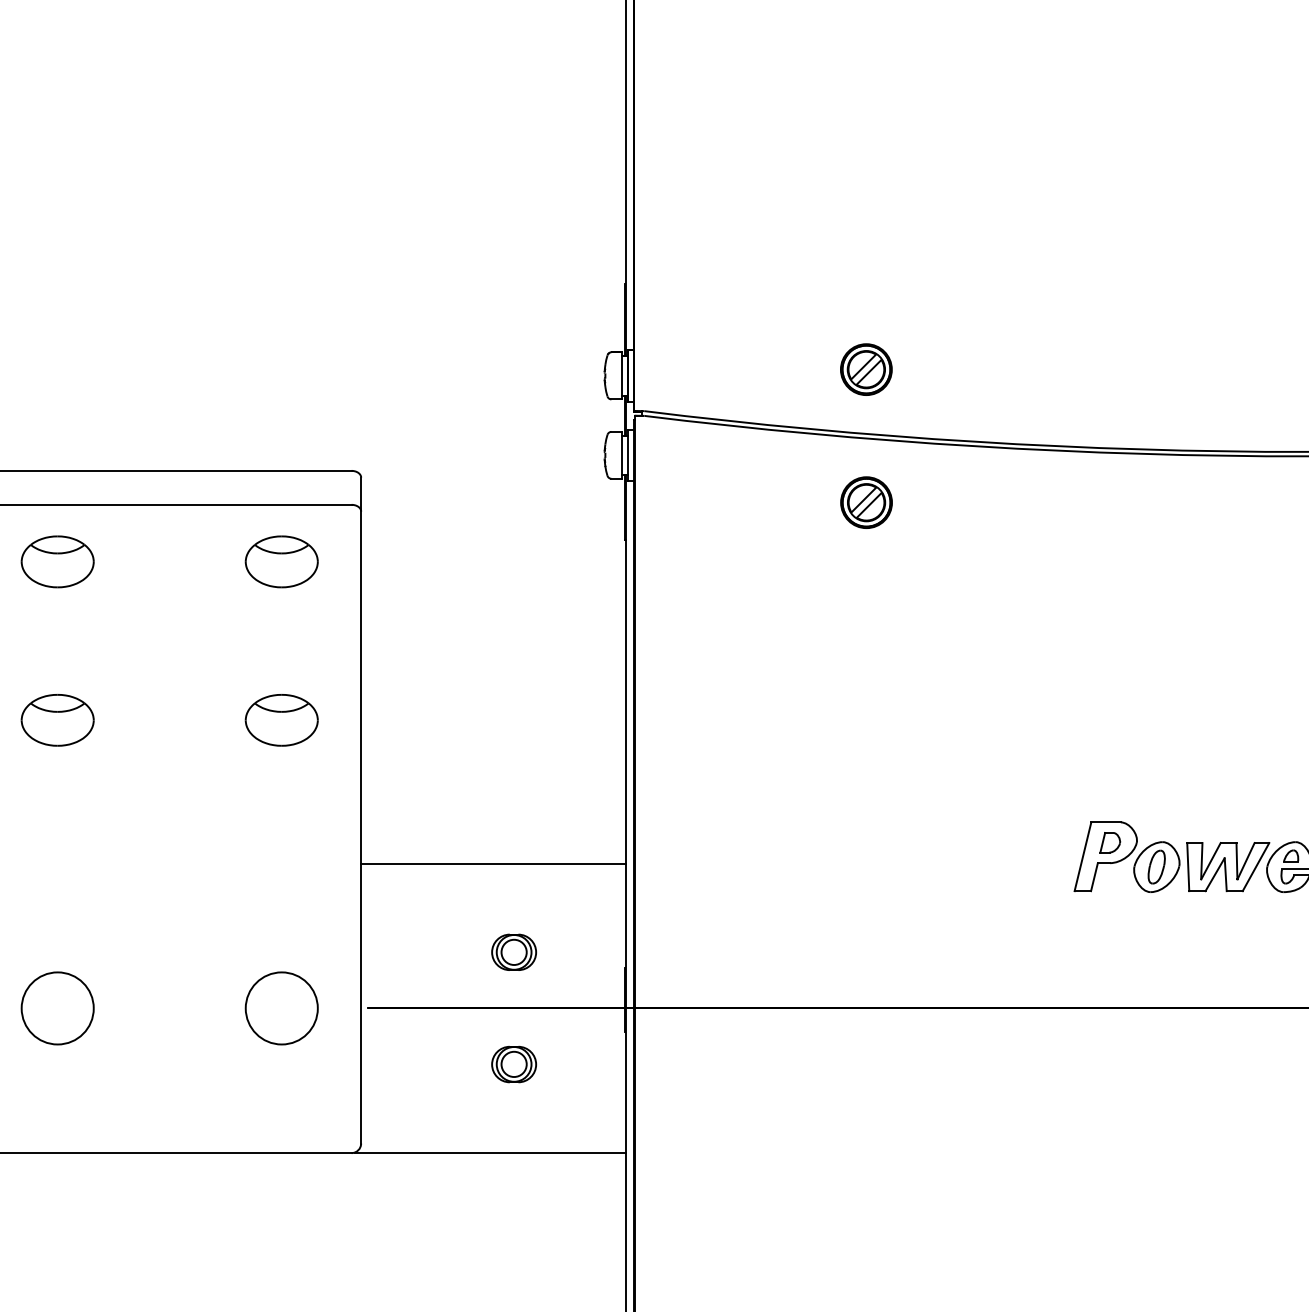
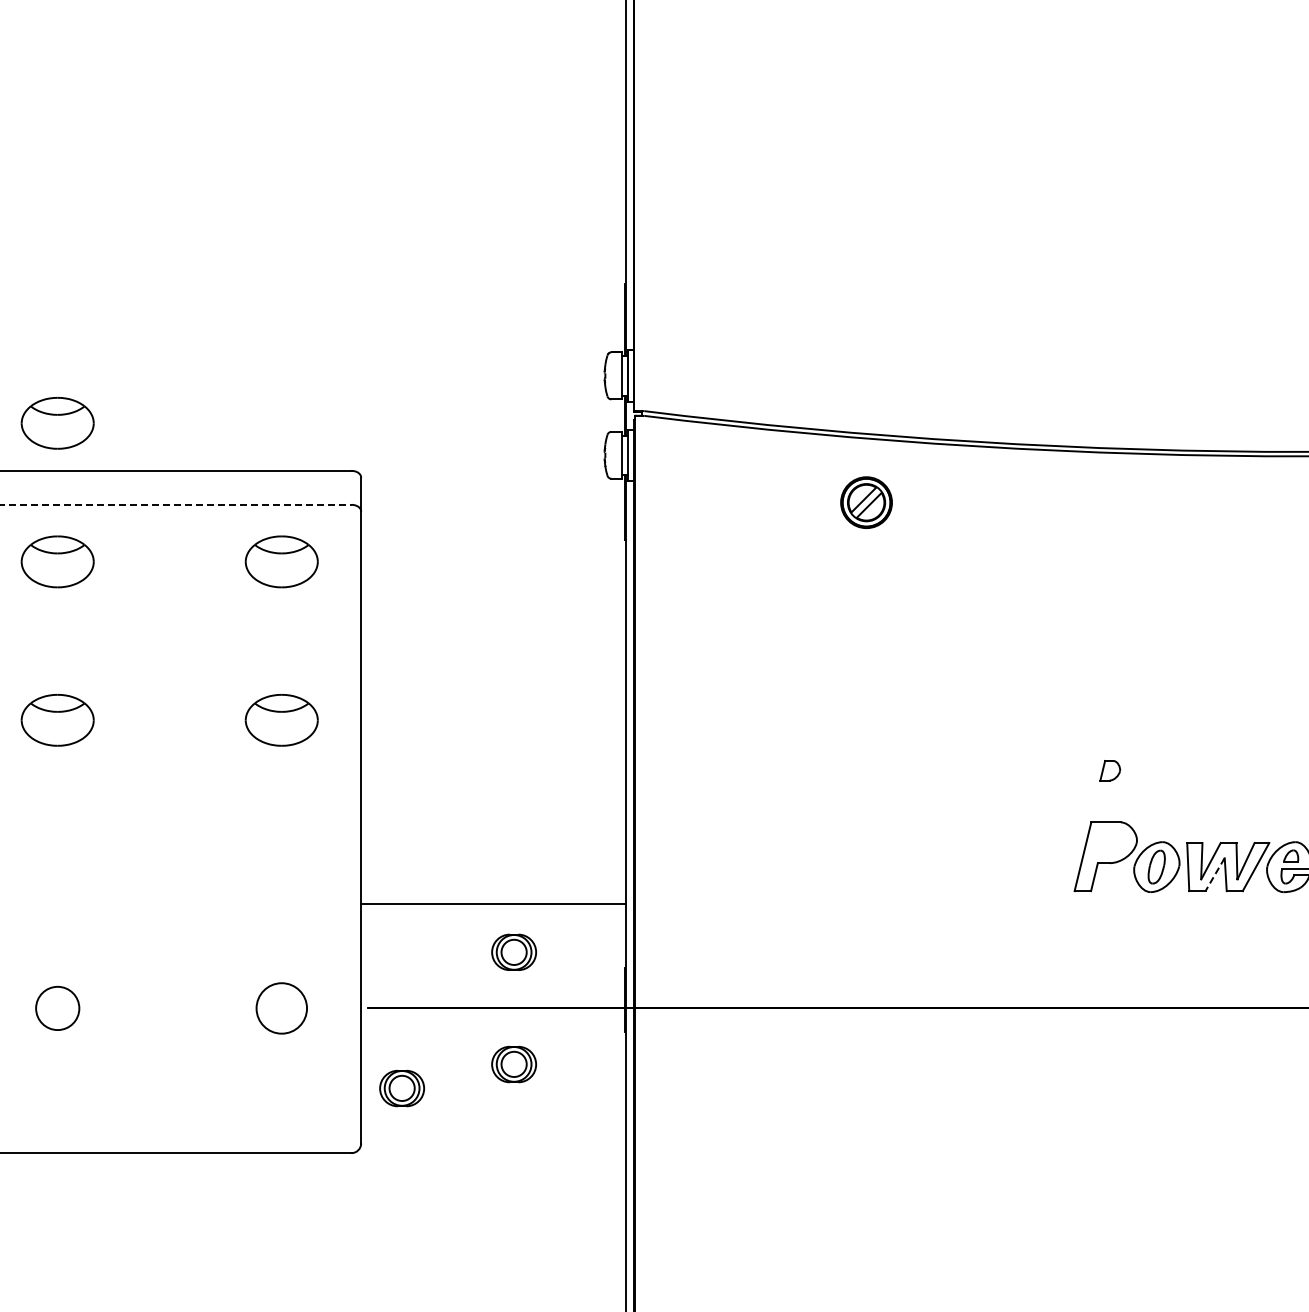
part: present -> none (866, 369)
part: none -> present (57, 423)
line: solid -> dashed (176, 504)
part position: (1110, 842) -> (1110, 770) (1110, 770)
line position: (493, 864) -> (493, 904) (493, 904)
line: solid -> dashed (1215, 874)
circle diameter: 72 px -> 43 px (57, 1008)
circle diameter: 72 px -> 50 px (281, 1008)
part: none -> present (402, 1088)
line: present -> none (490, 1152)
